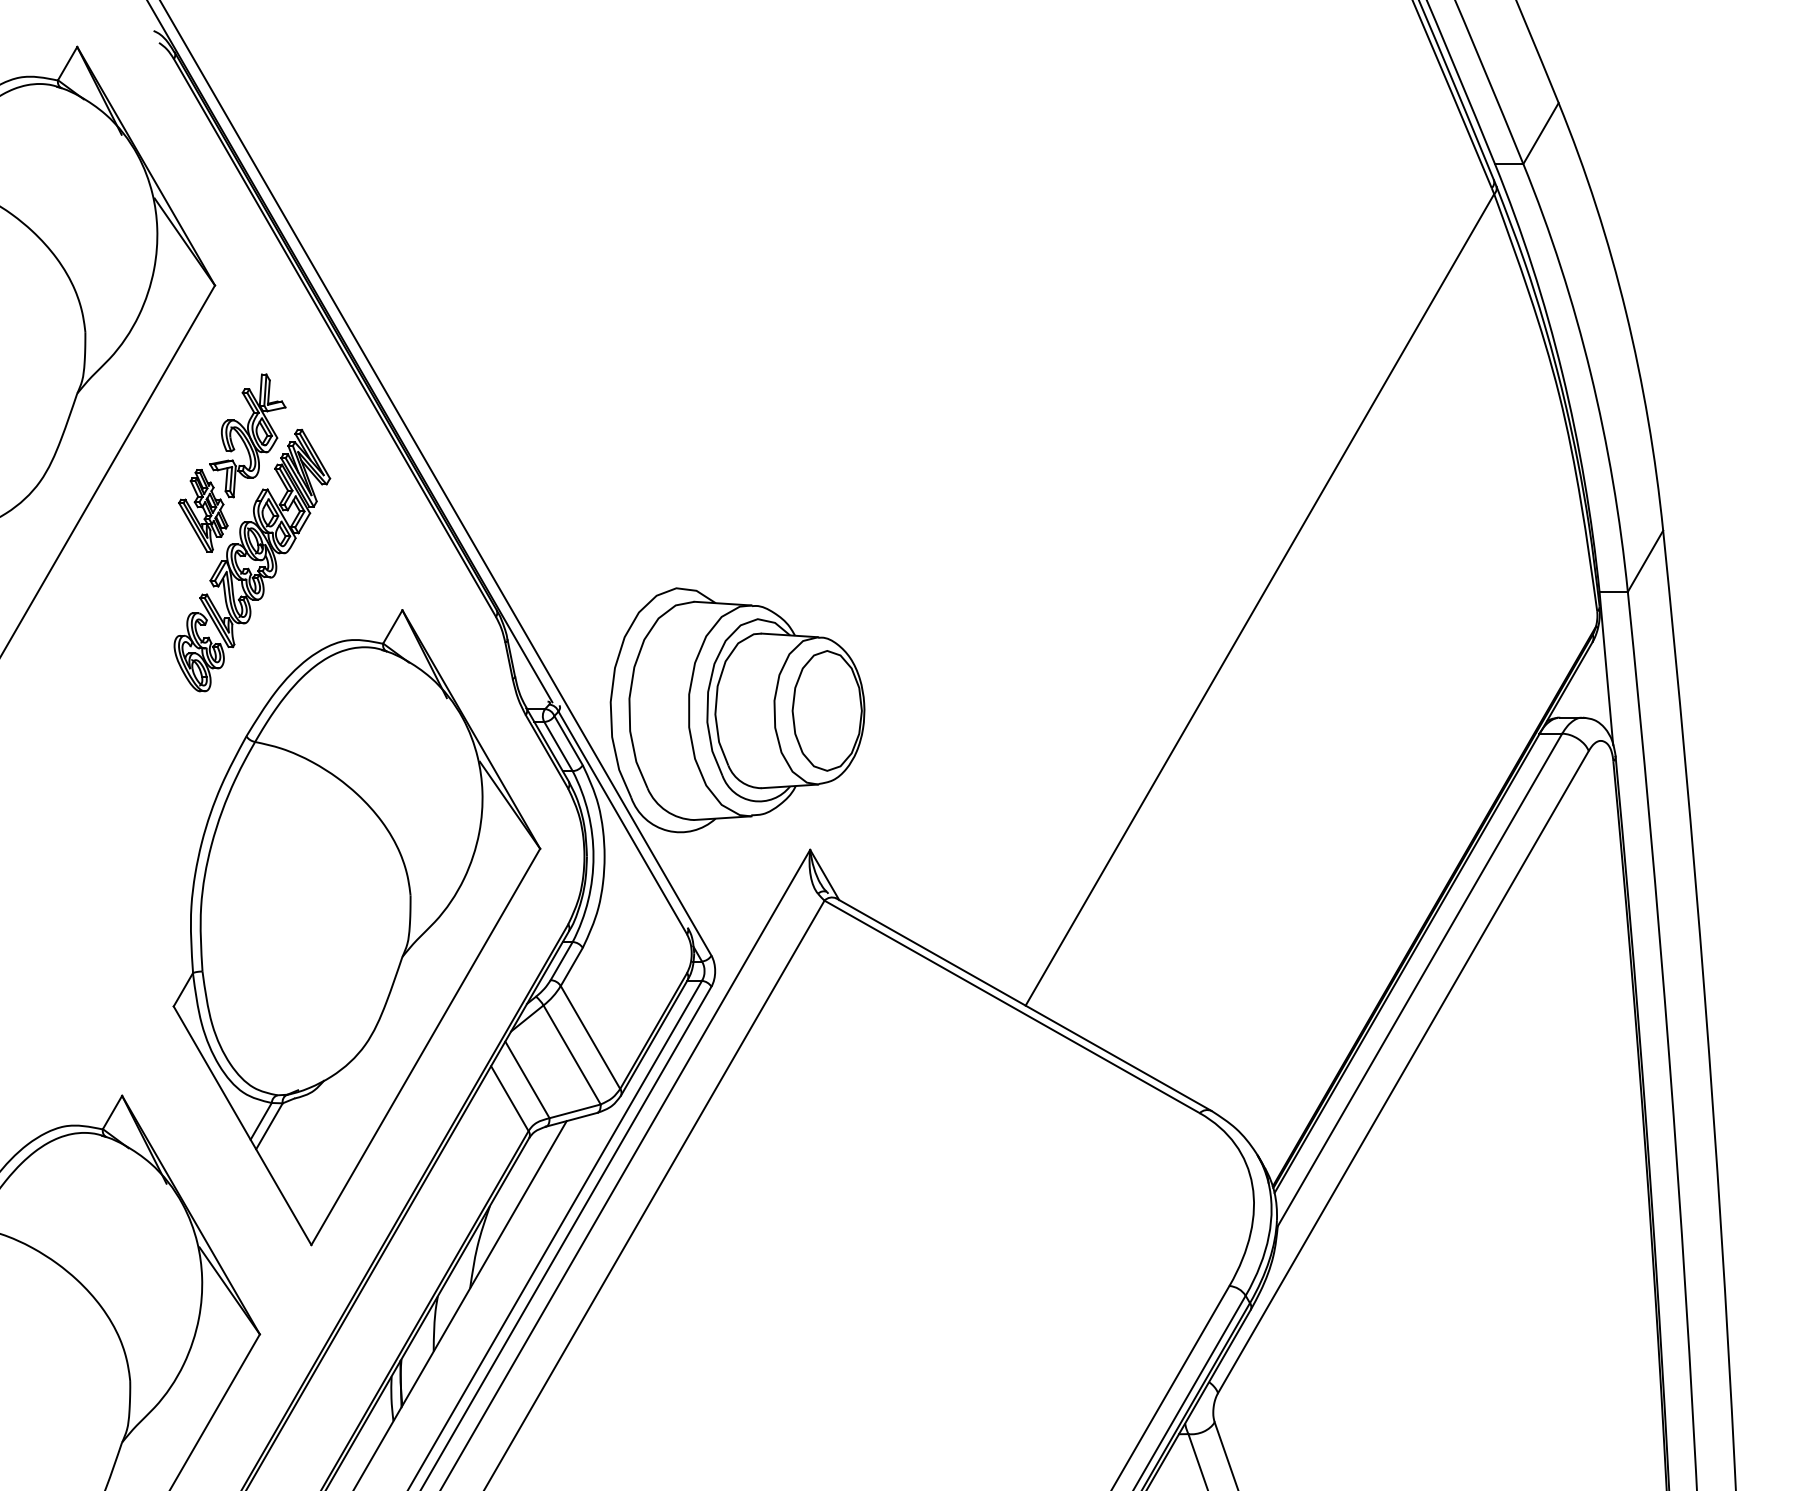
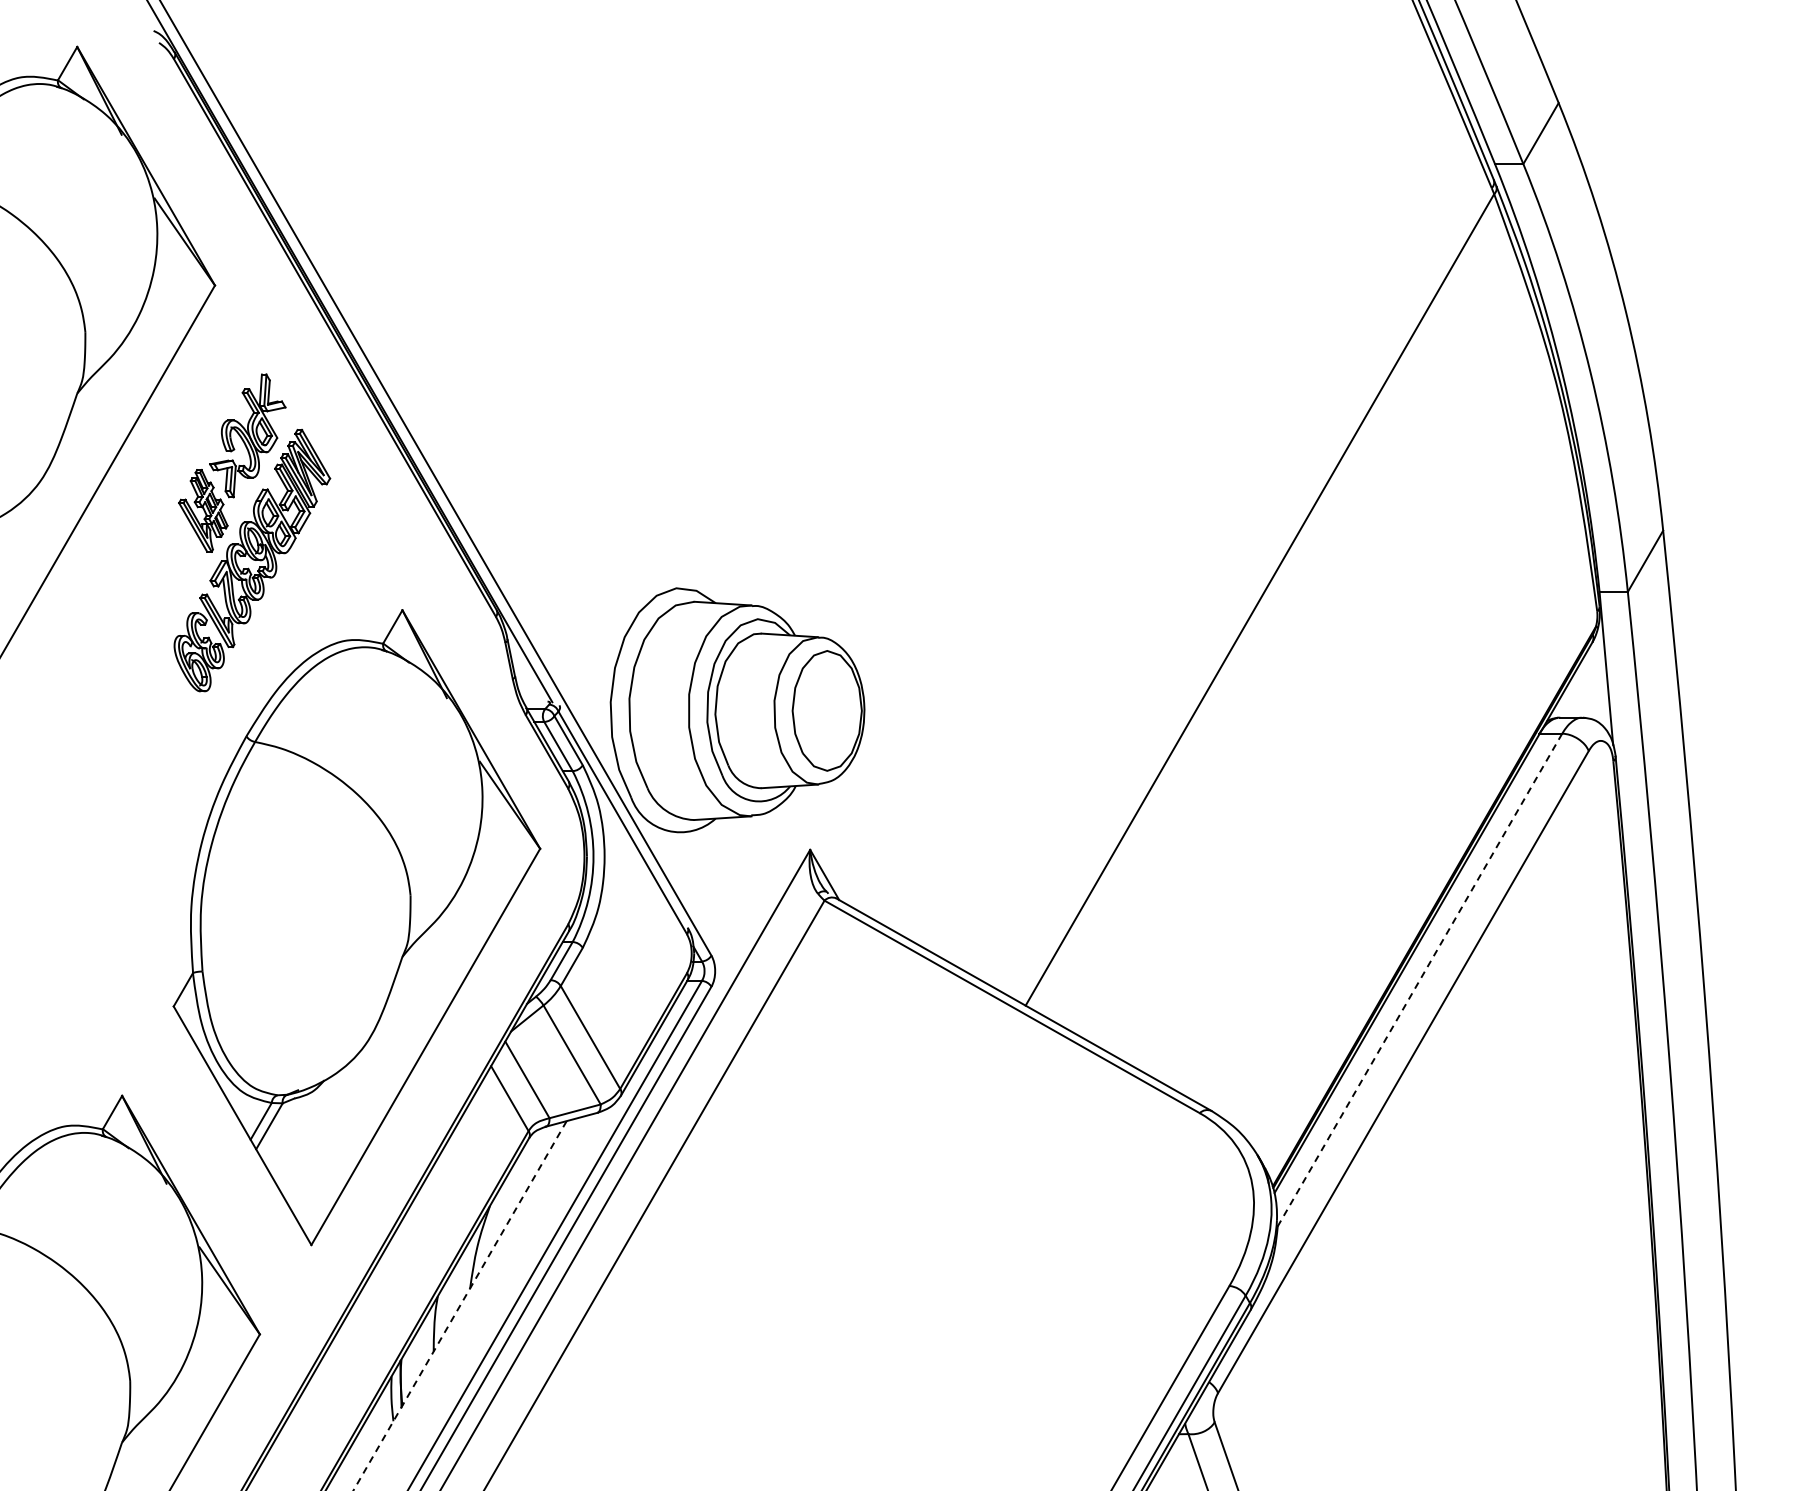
line: solid -> dashed (1419, 980)
line: solid -> dashed (459, 1306)
